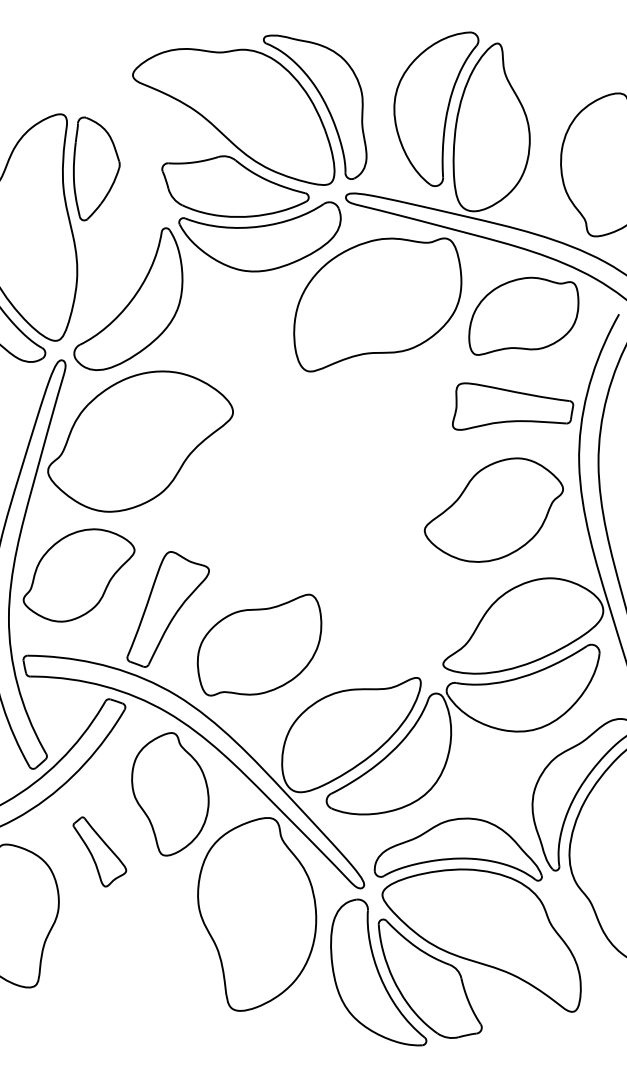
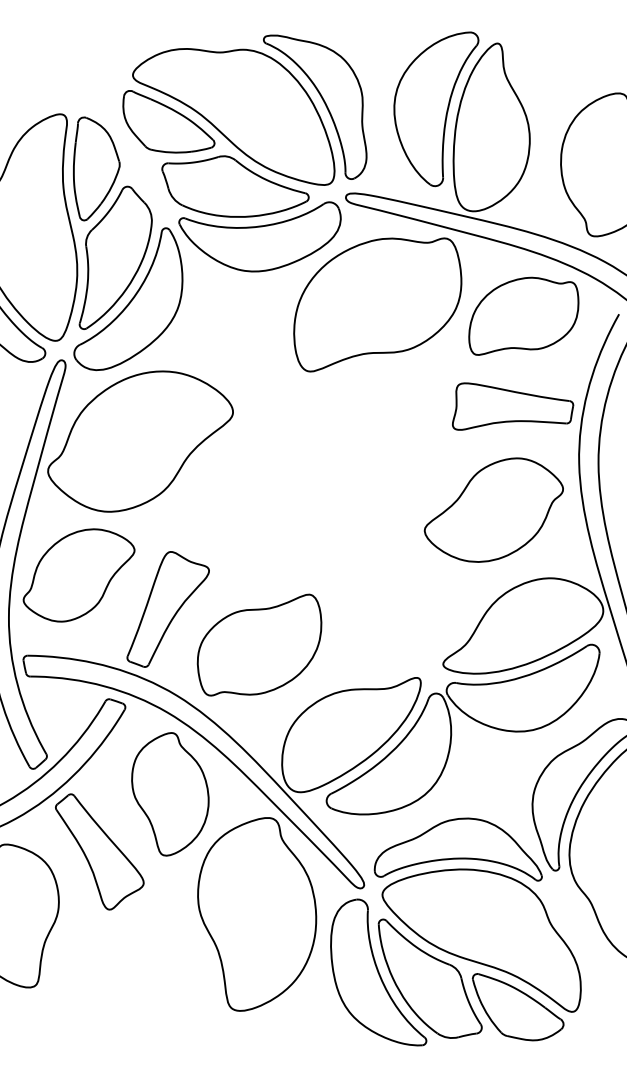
part: none -> present (168, 121)
part: none -> present (115, 257)
part size: 56x72 px -> 90x118 px (99, 851)
part: none -> present (517, 1007)
